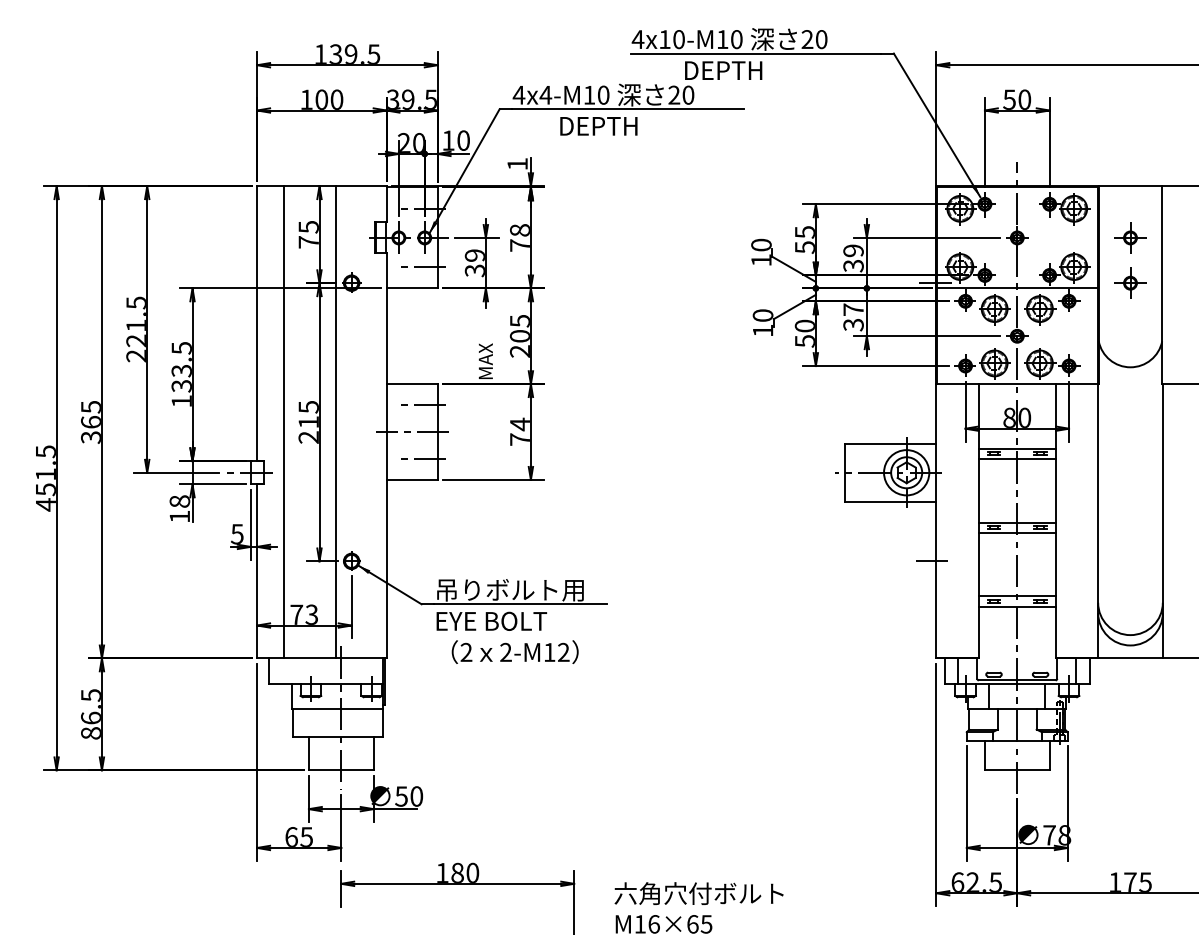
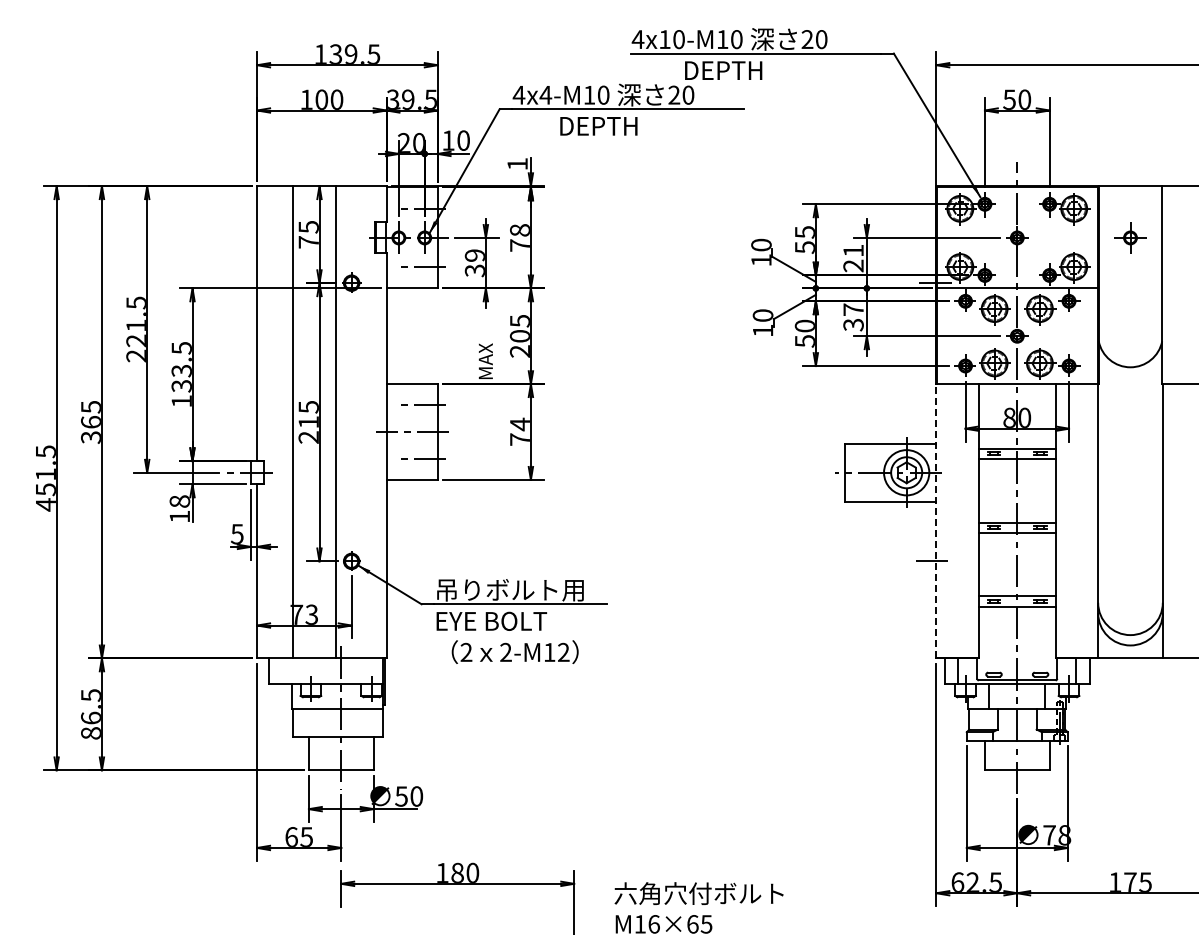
text: 39 -> 21 (853, 258)
part: present -> none (1130, 282)
line position: (284, 422) -> (293, 422) (293, 422)
line: solid -> dashed (936, 520)
